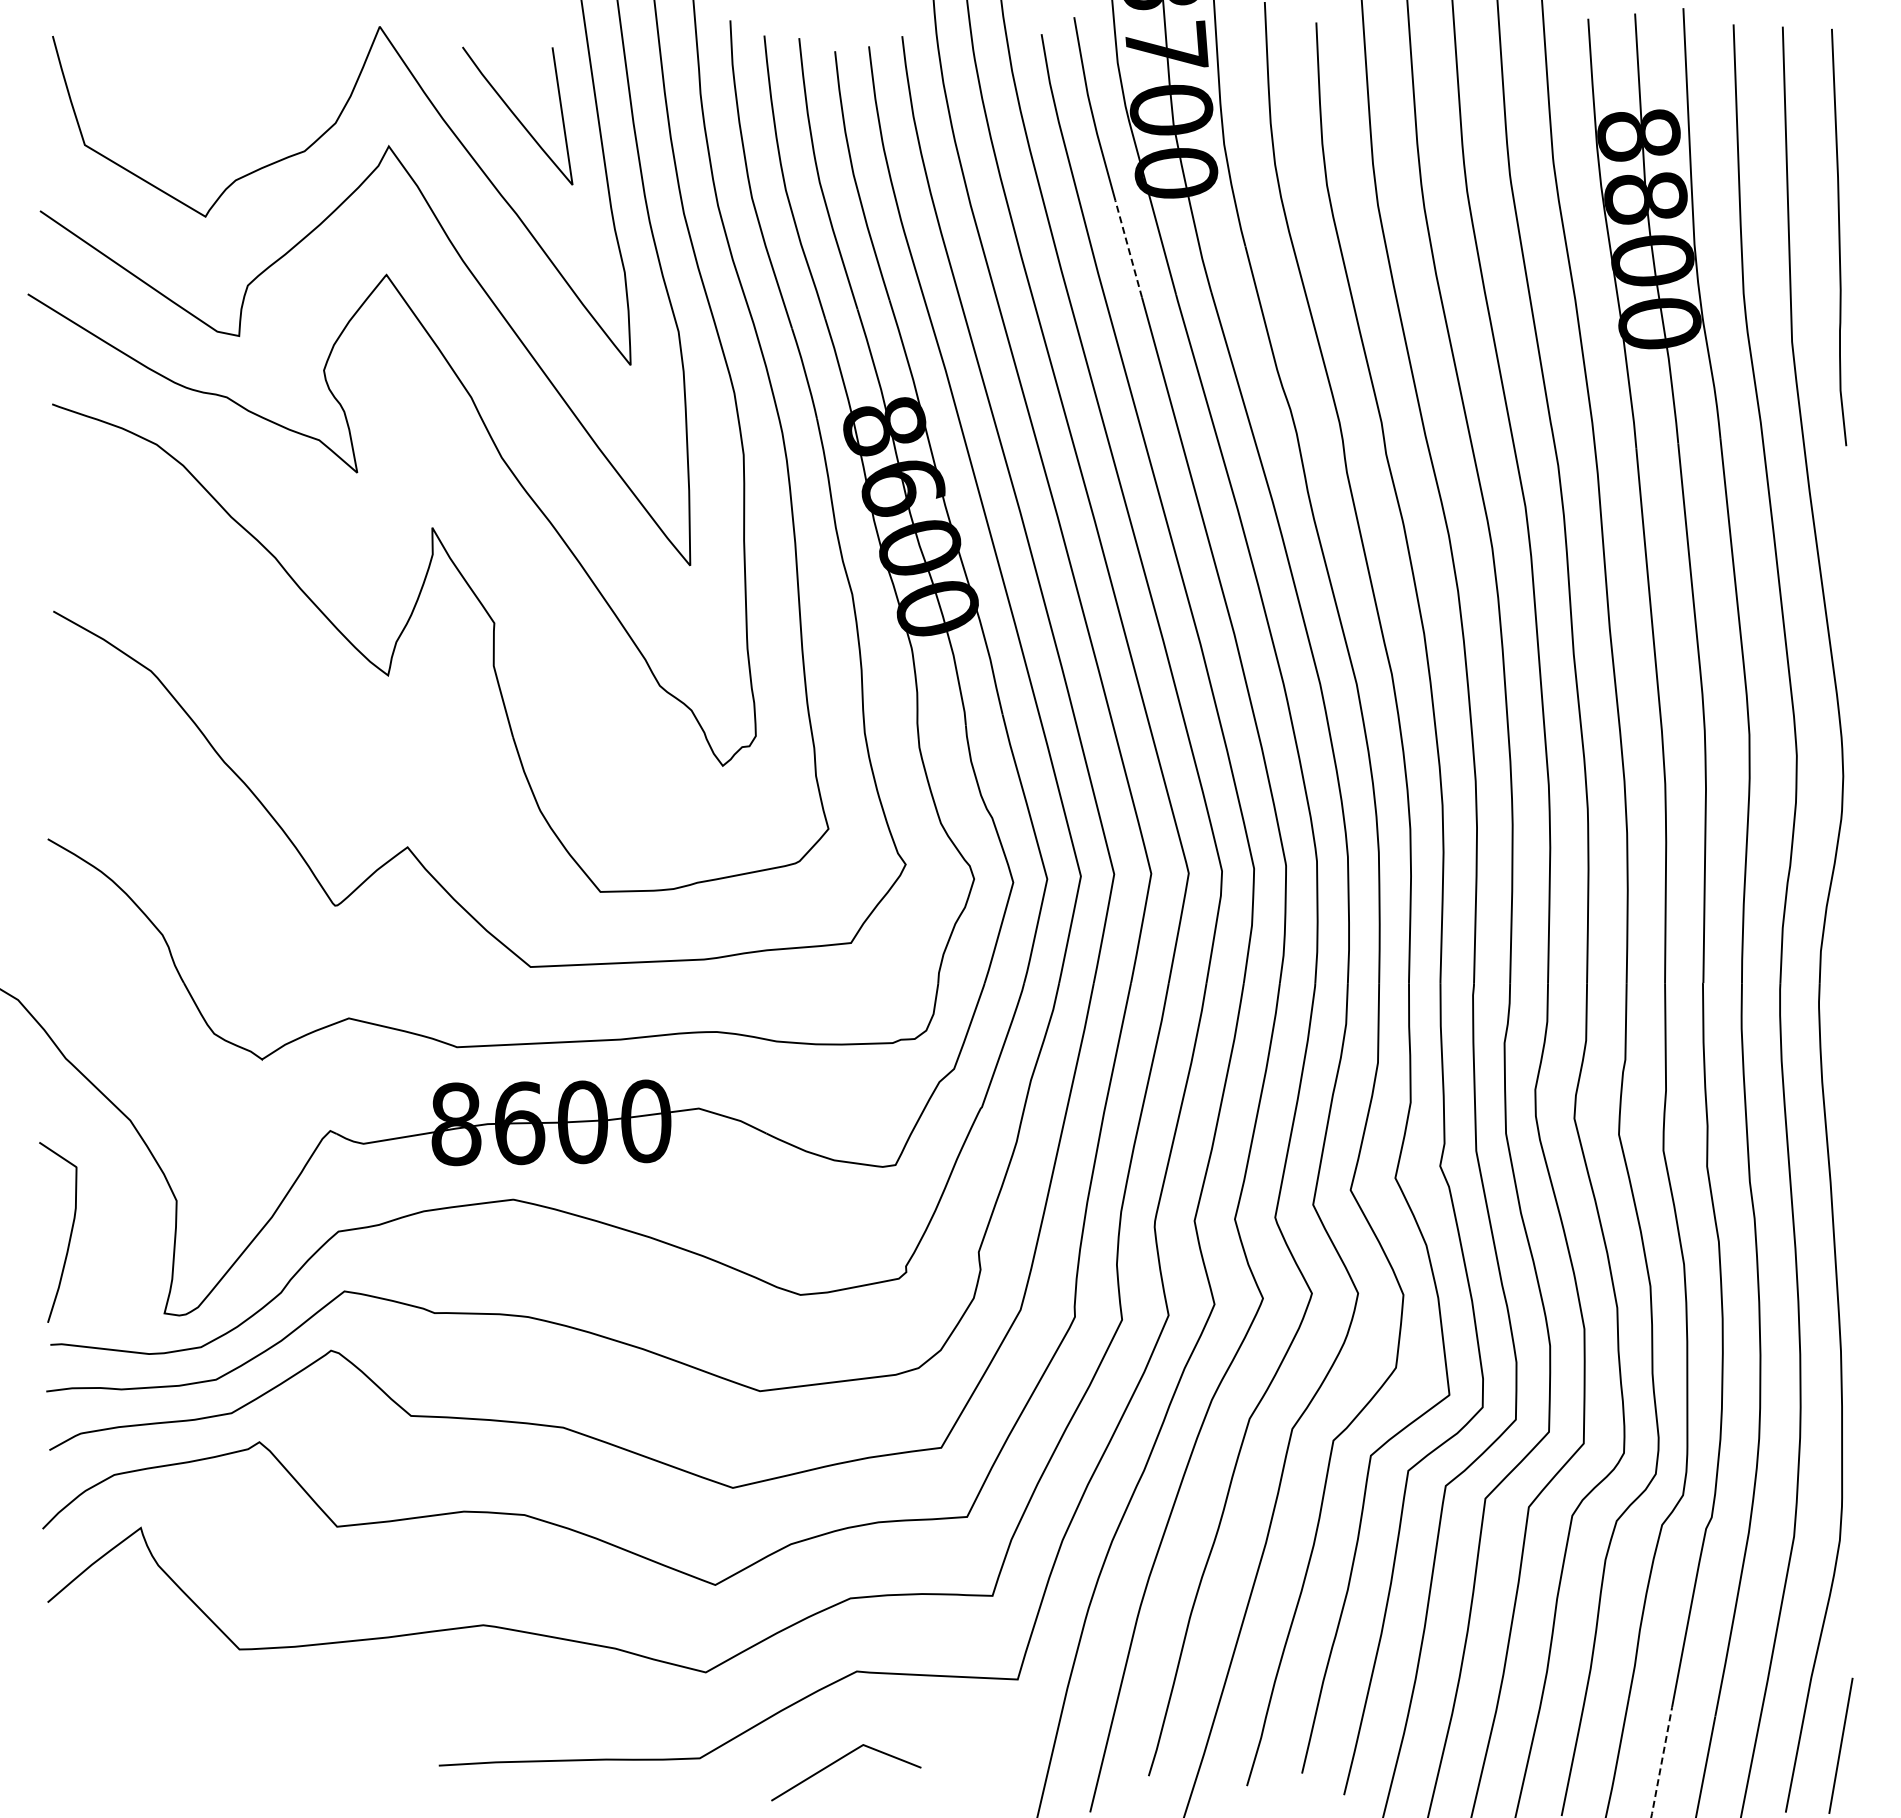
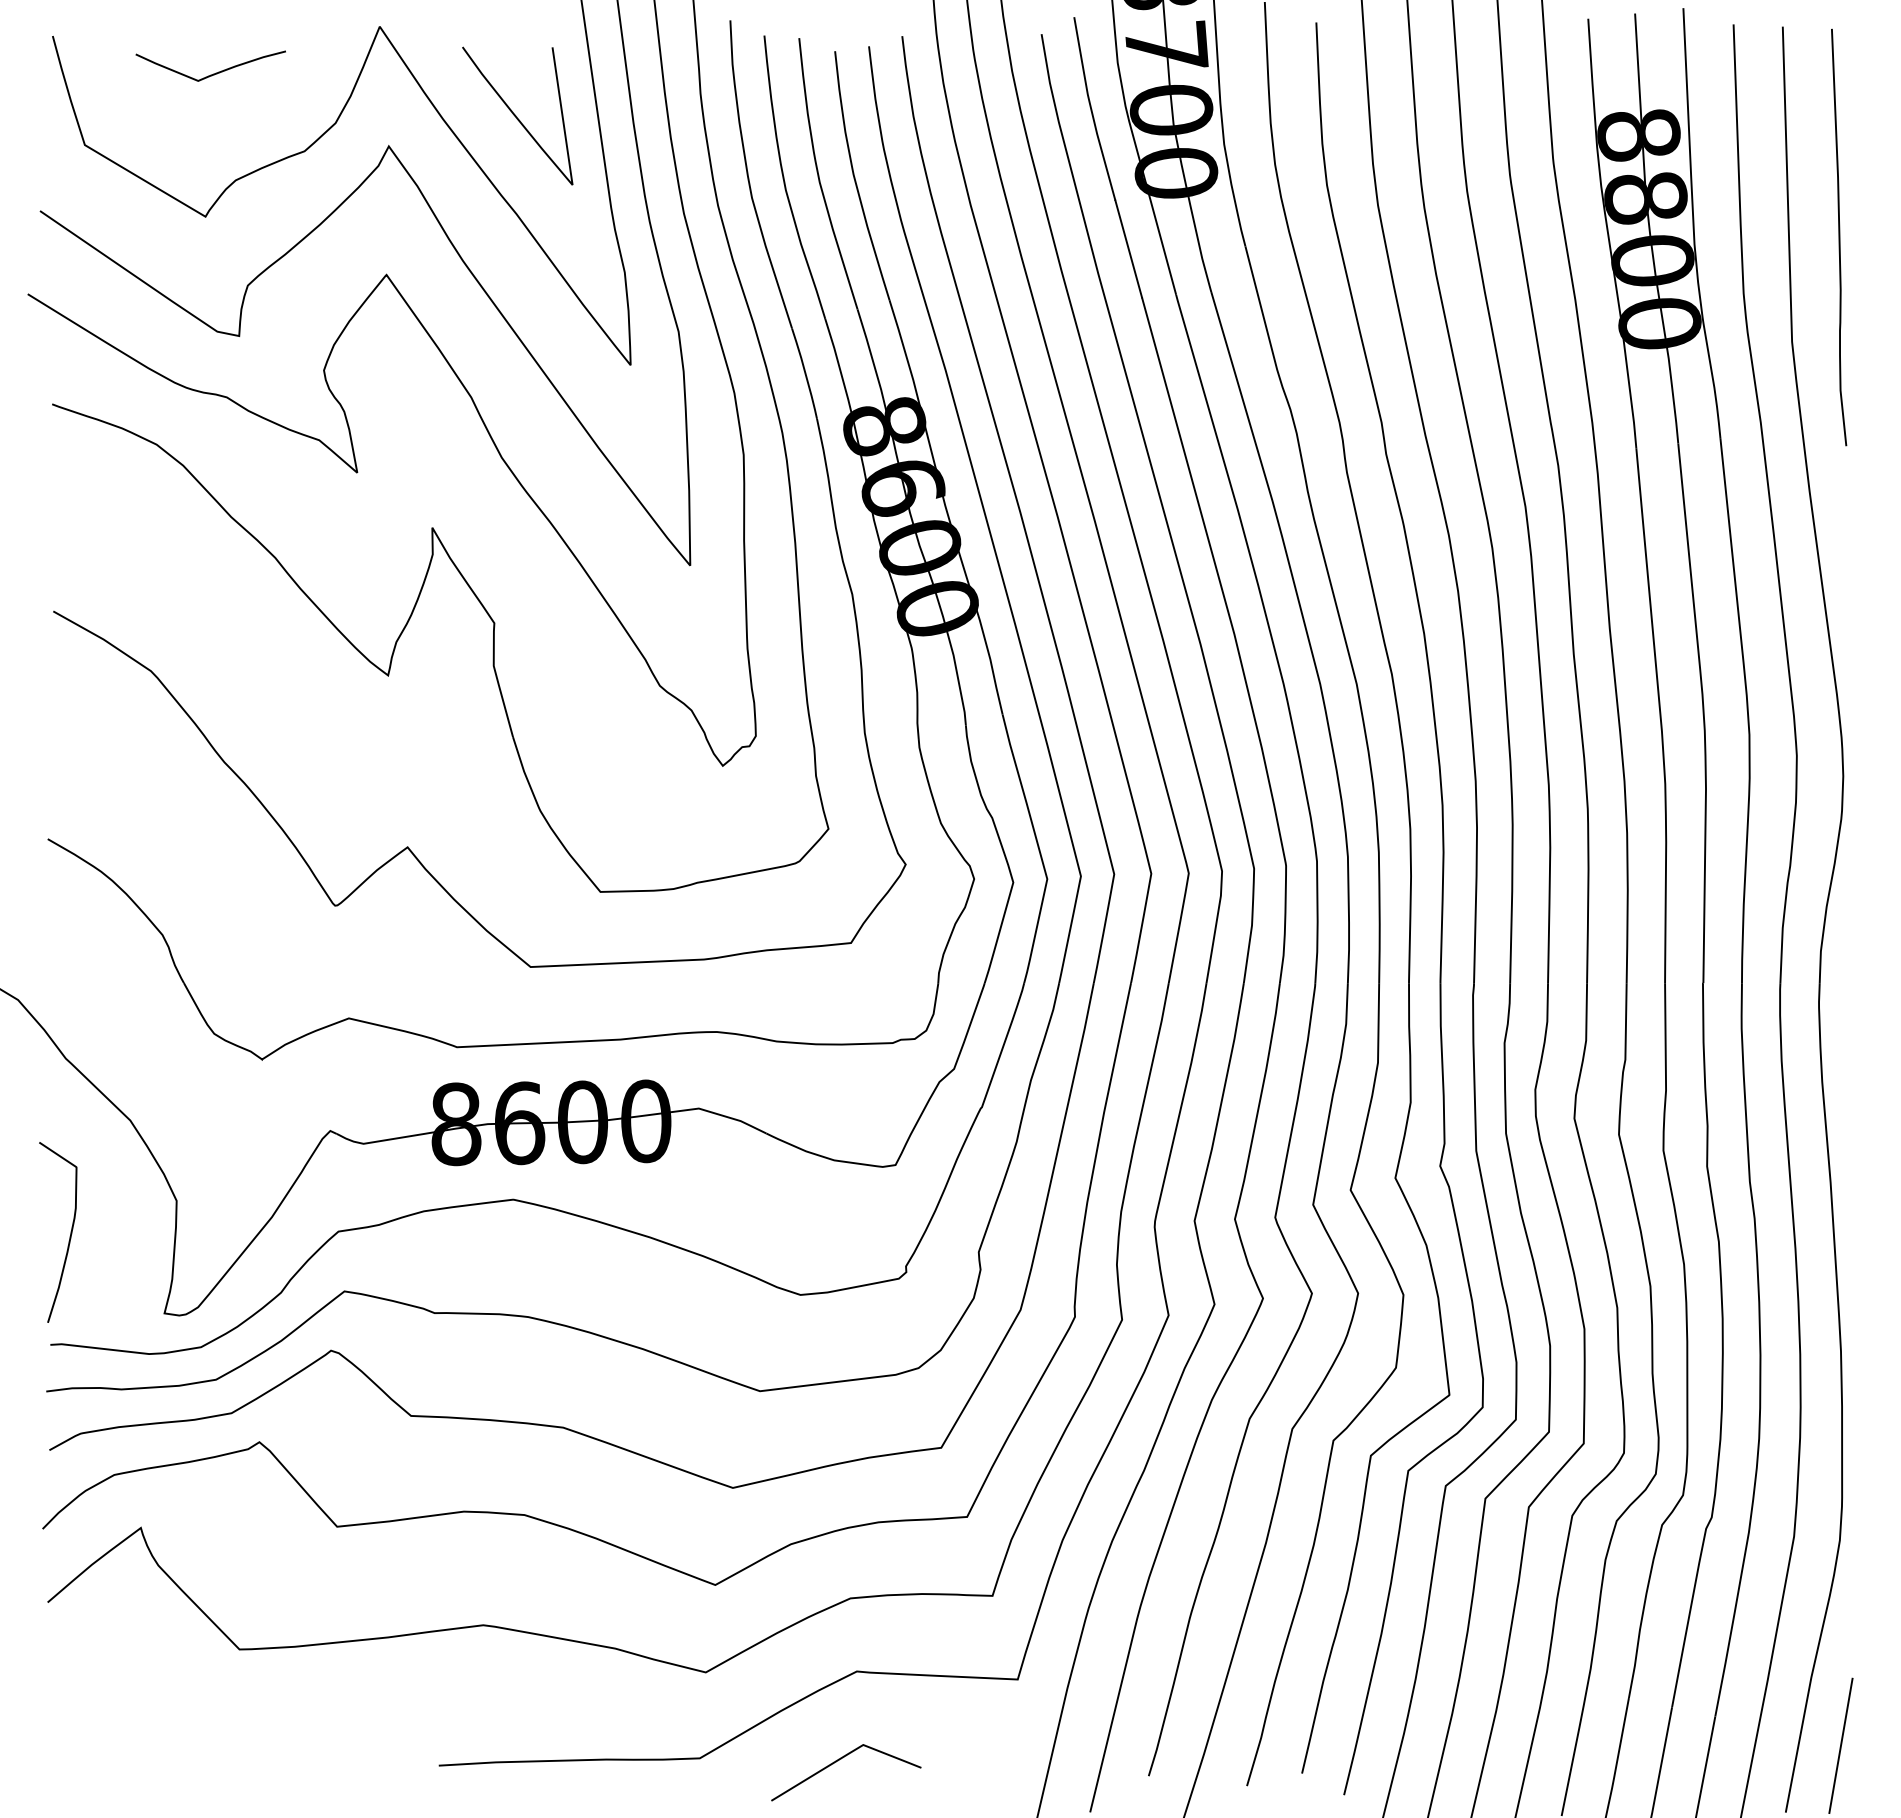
curve: none -> present (213, 73)
line: dashed -> solid (1128, 248)
line: dashed -> solid (1661, 1762)
